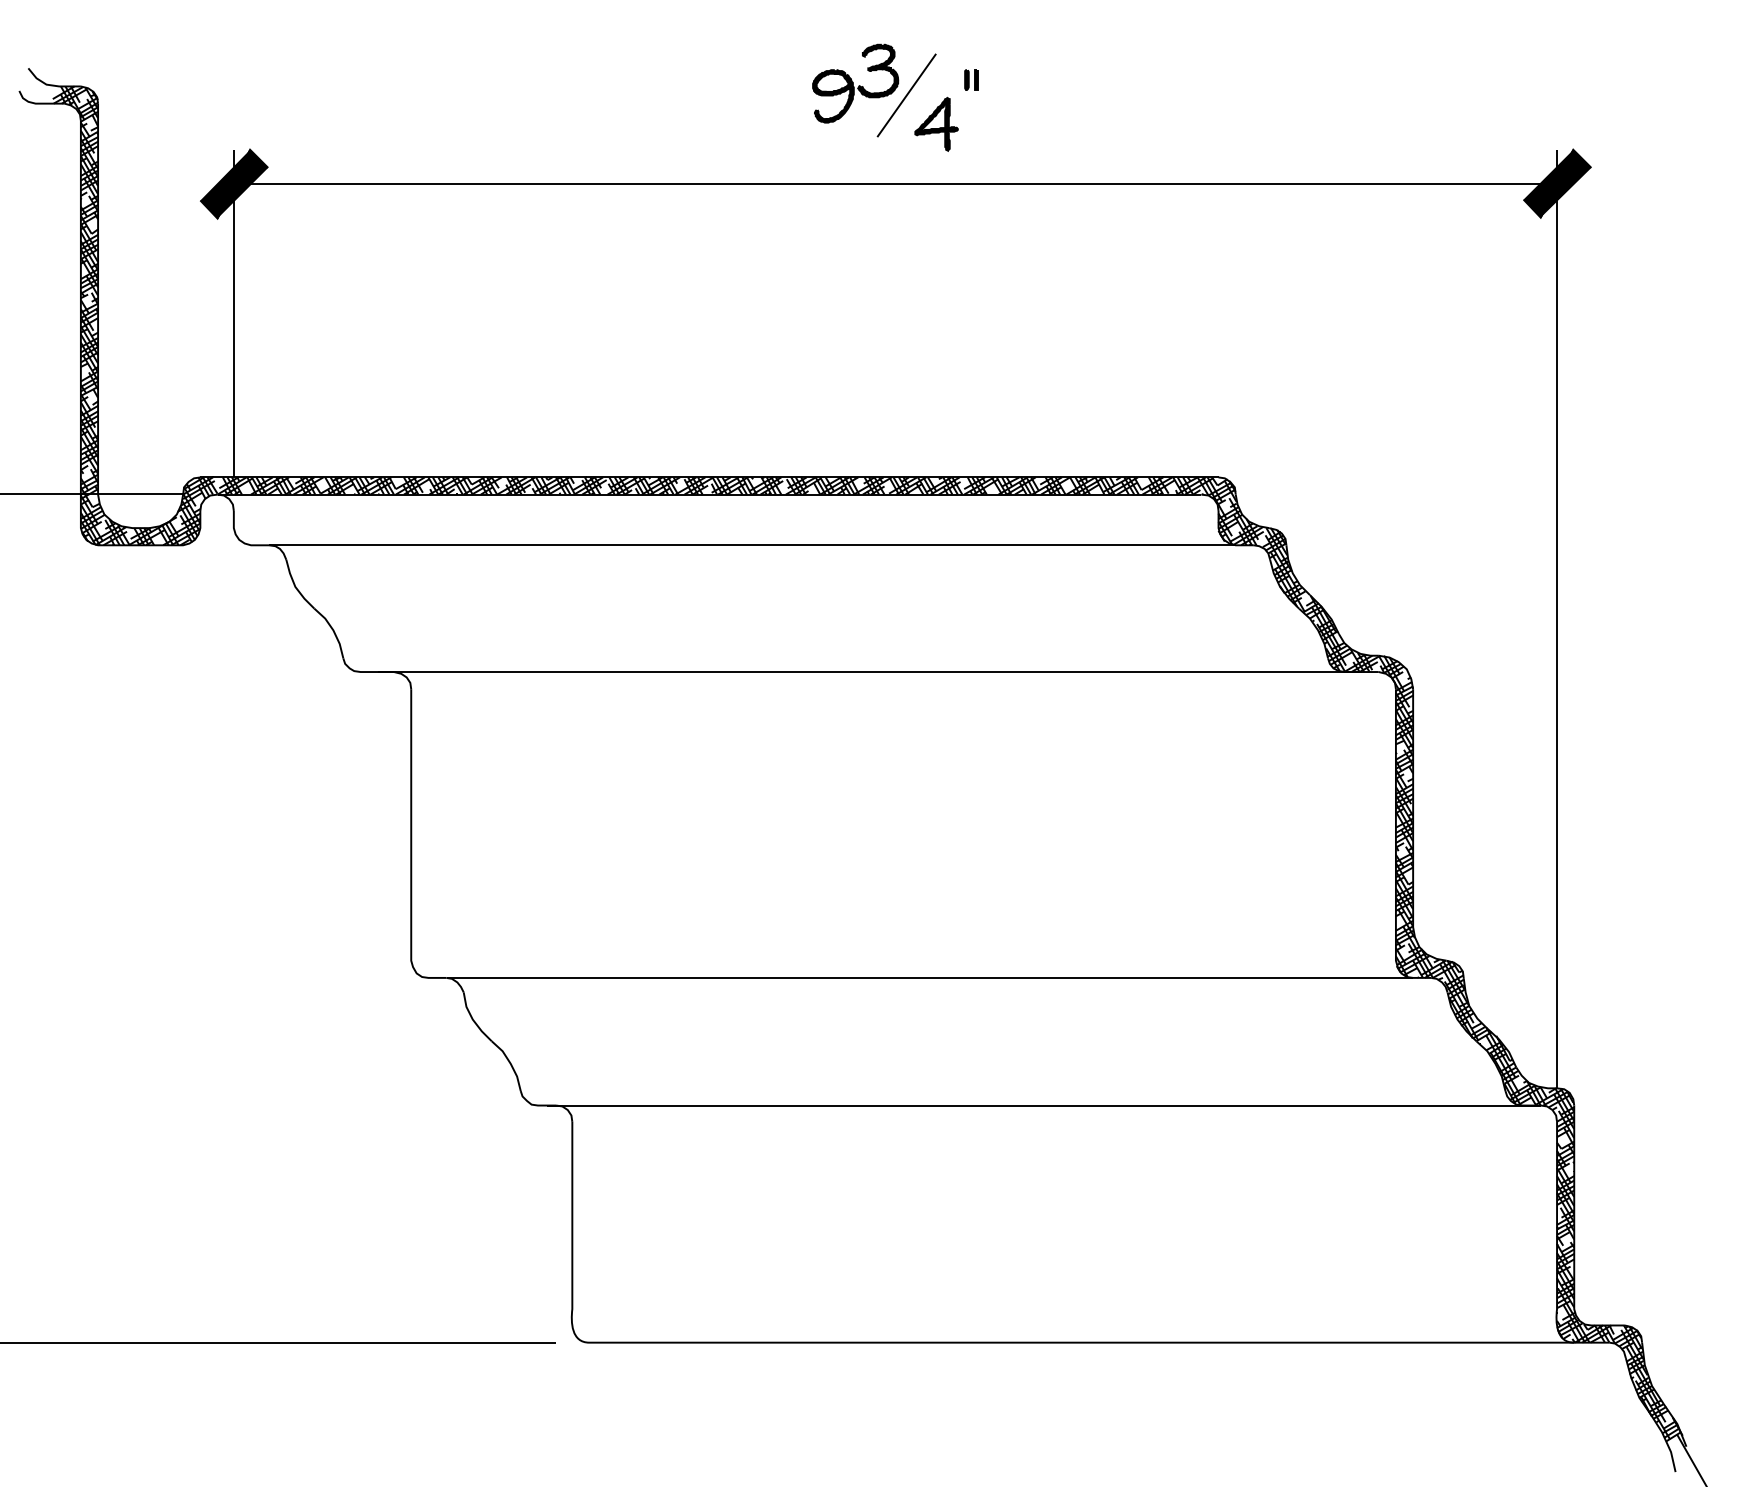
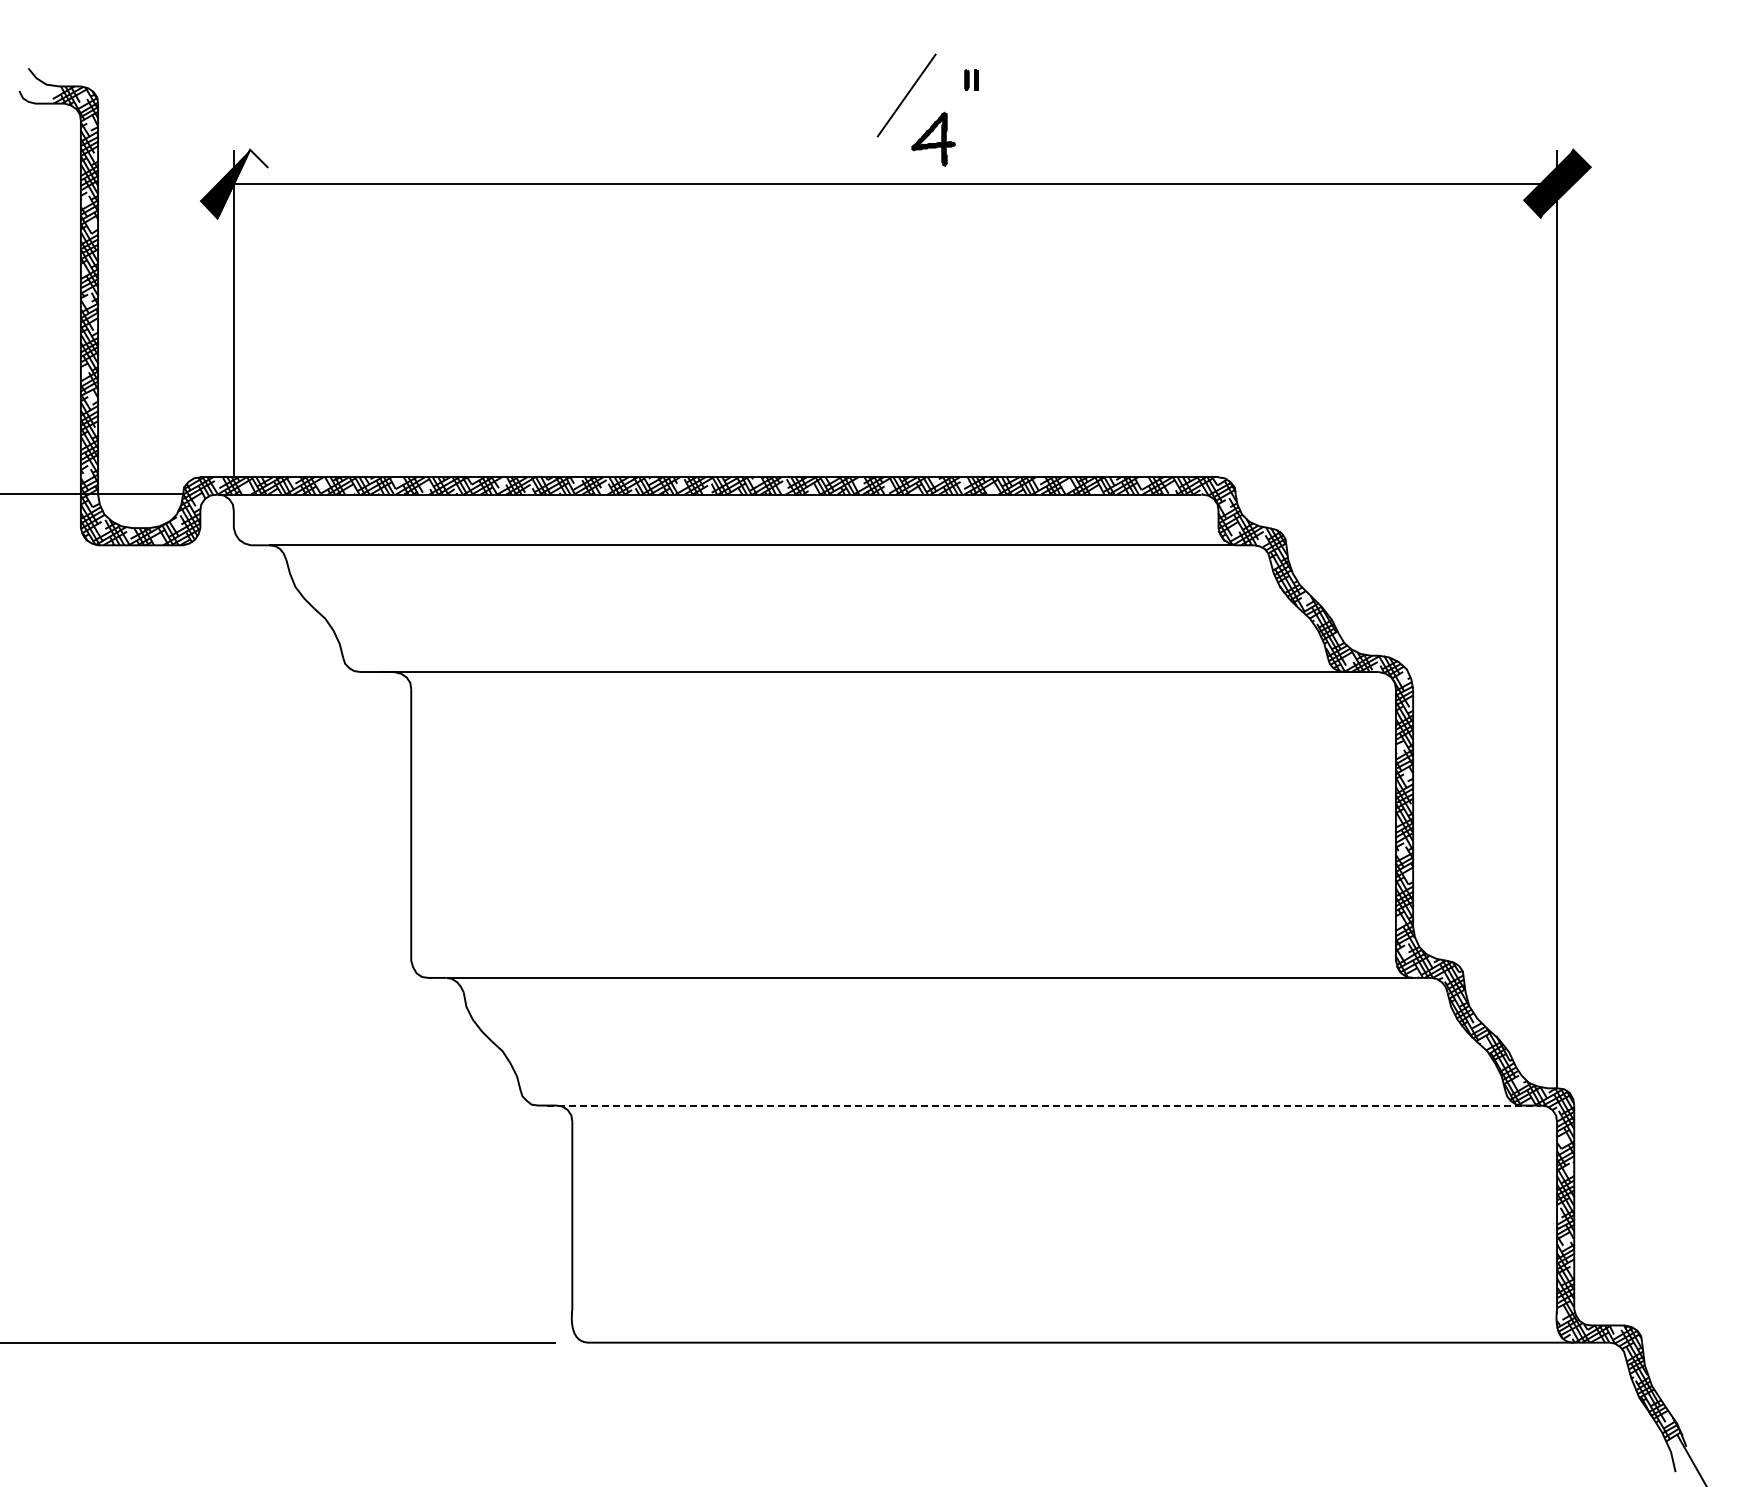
part: present -> none (855, 83)
part position: (936, 123) -> (933, 138) (933, 138)
fill: present -> none (242, 183)
line: solid -> dashed (1043, 1105)
